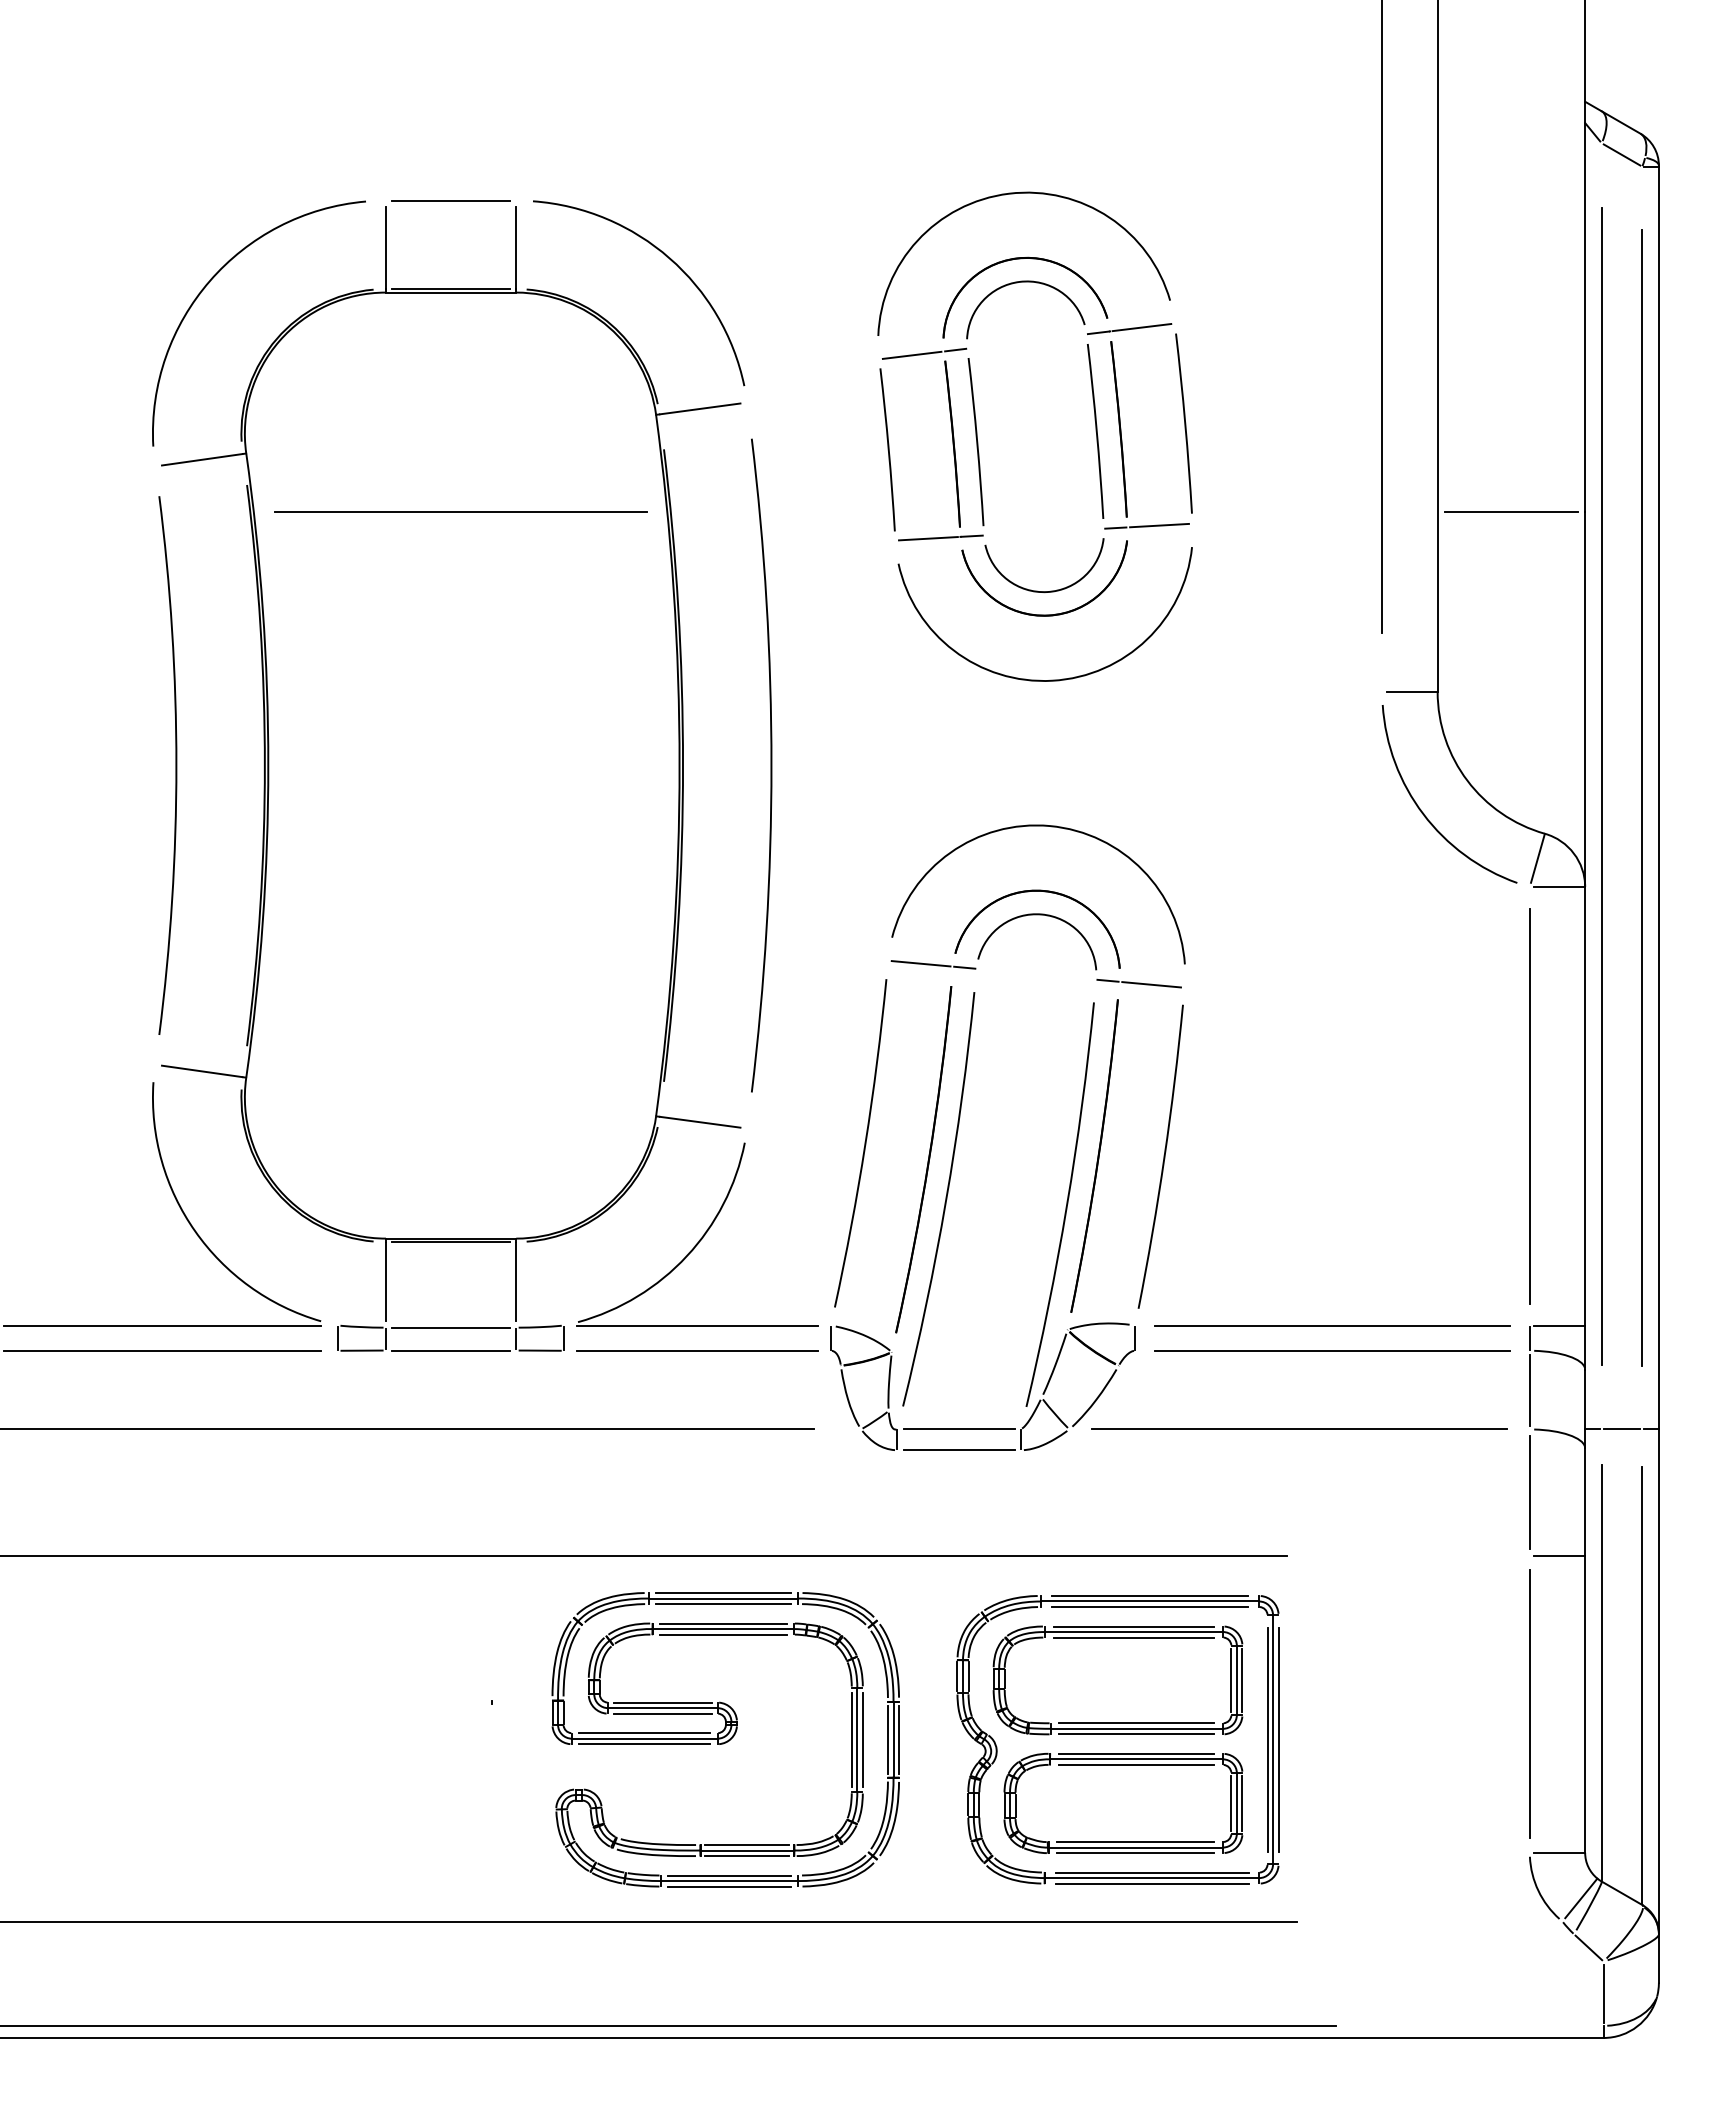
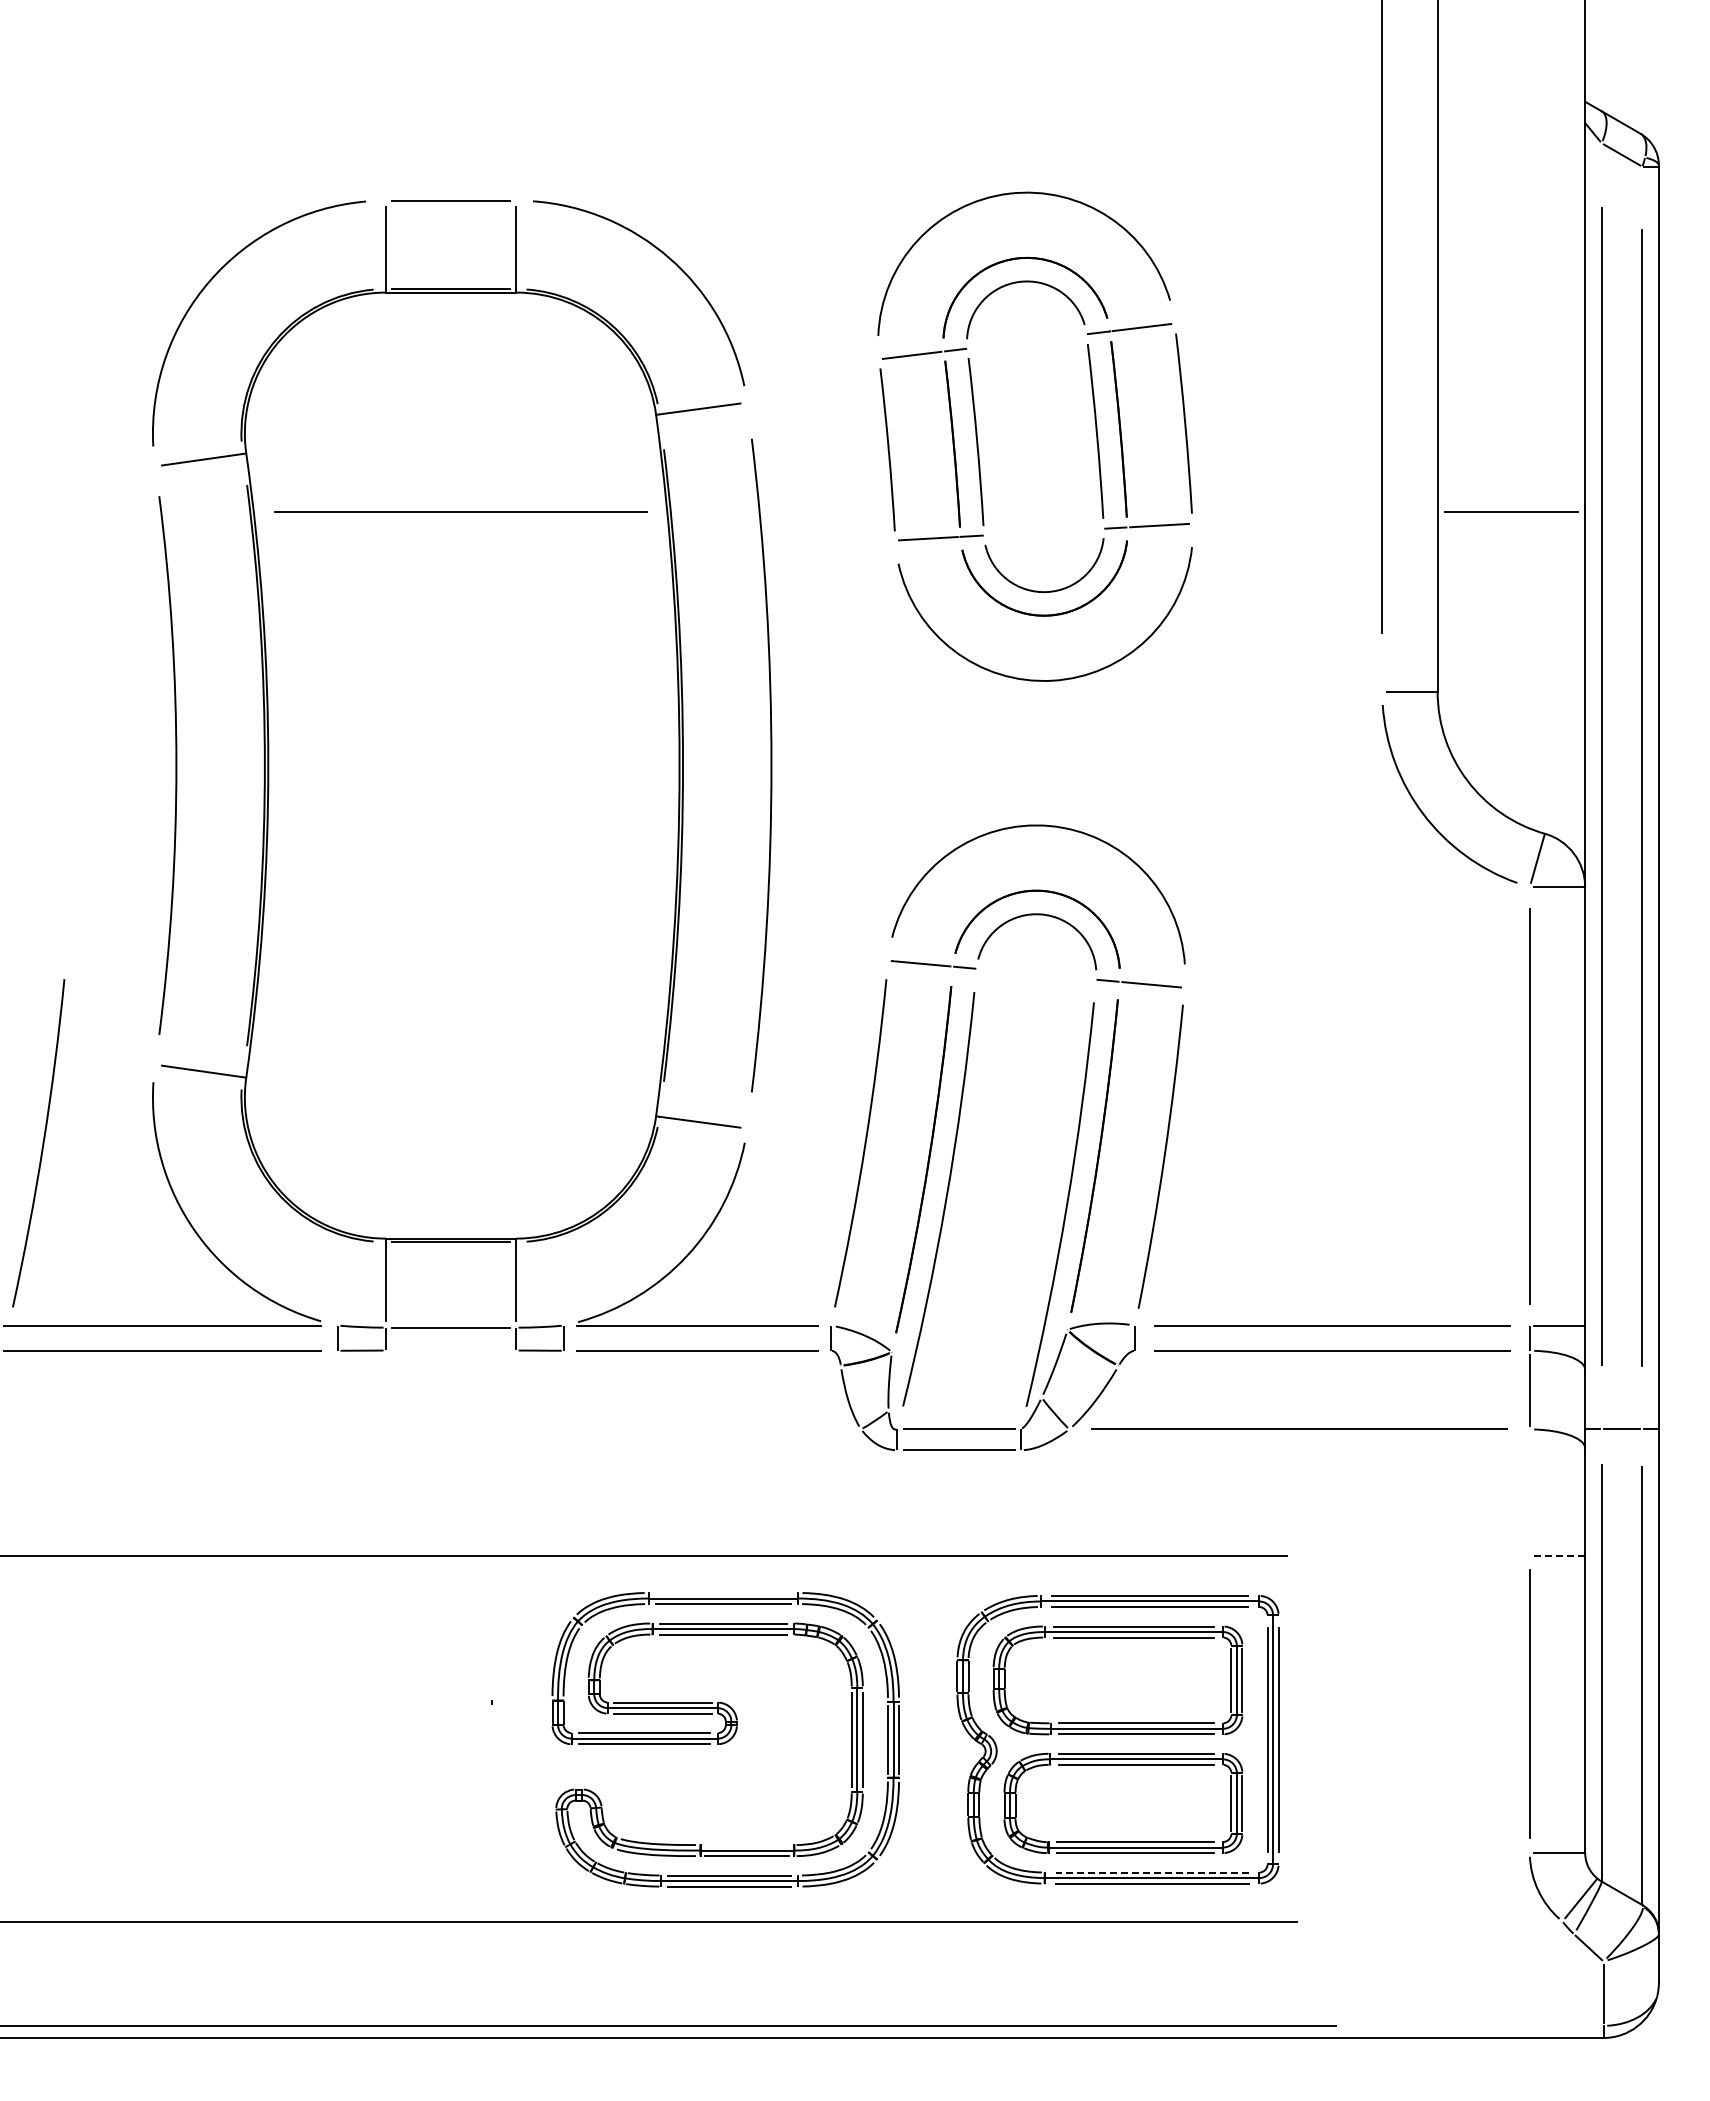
arc: none -> present (42, 1143)
line: present -> none (450, 1350)
line: present -> none (408, 1429)
line: present -> none (1529, 1492)
line: solid -> dashed (1560, 1555)
line: present -> none (723, 1592)
line: present -> none (747, 1844)
line: solid -> dashed (1151, 1872)
